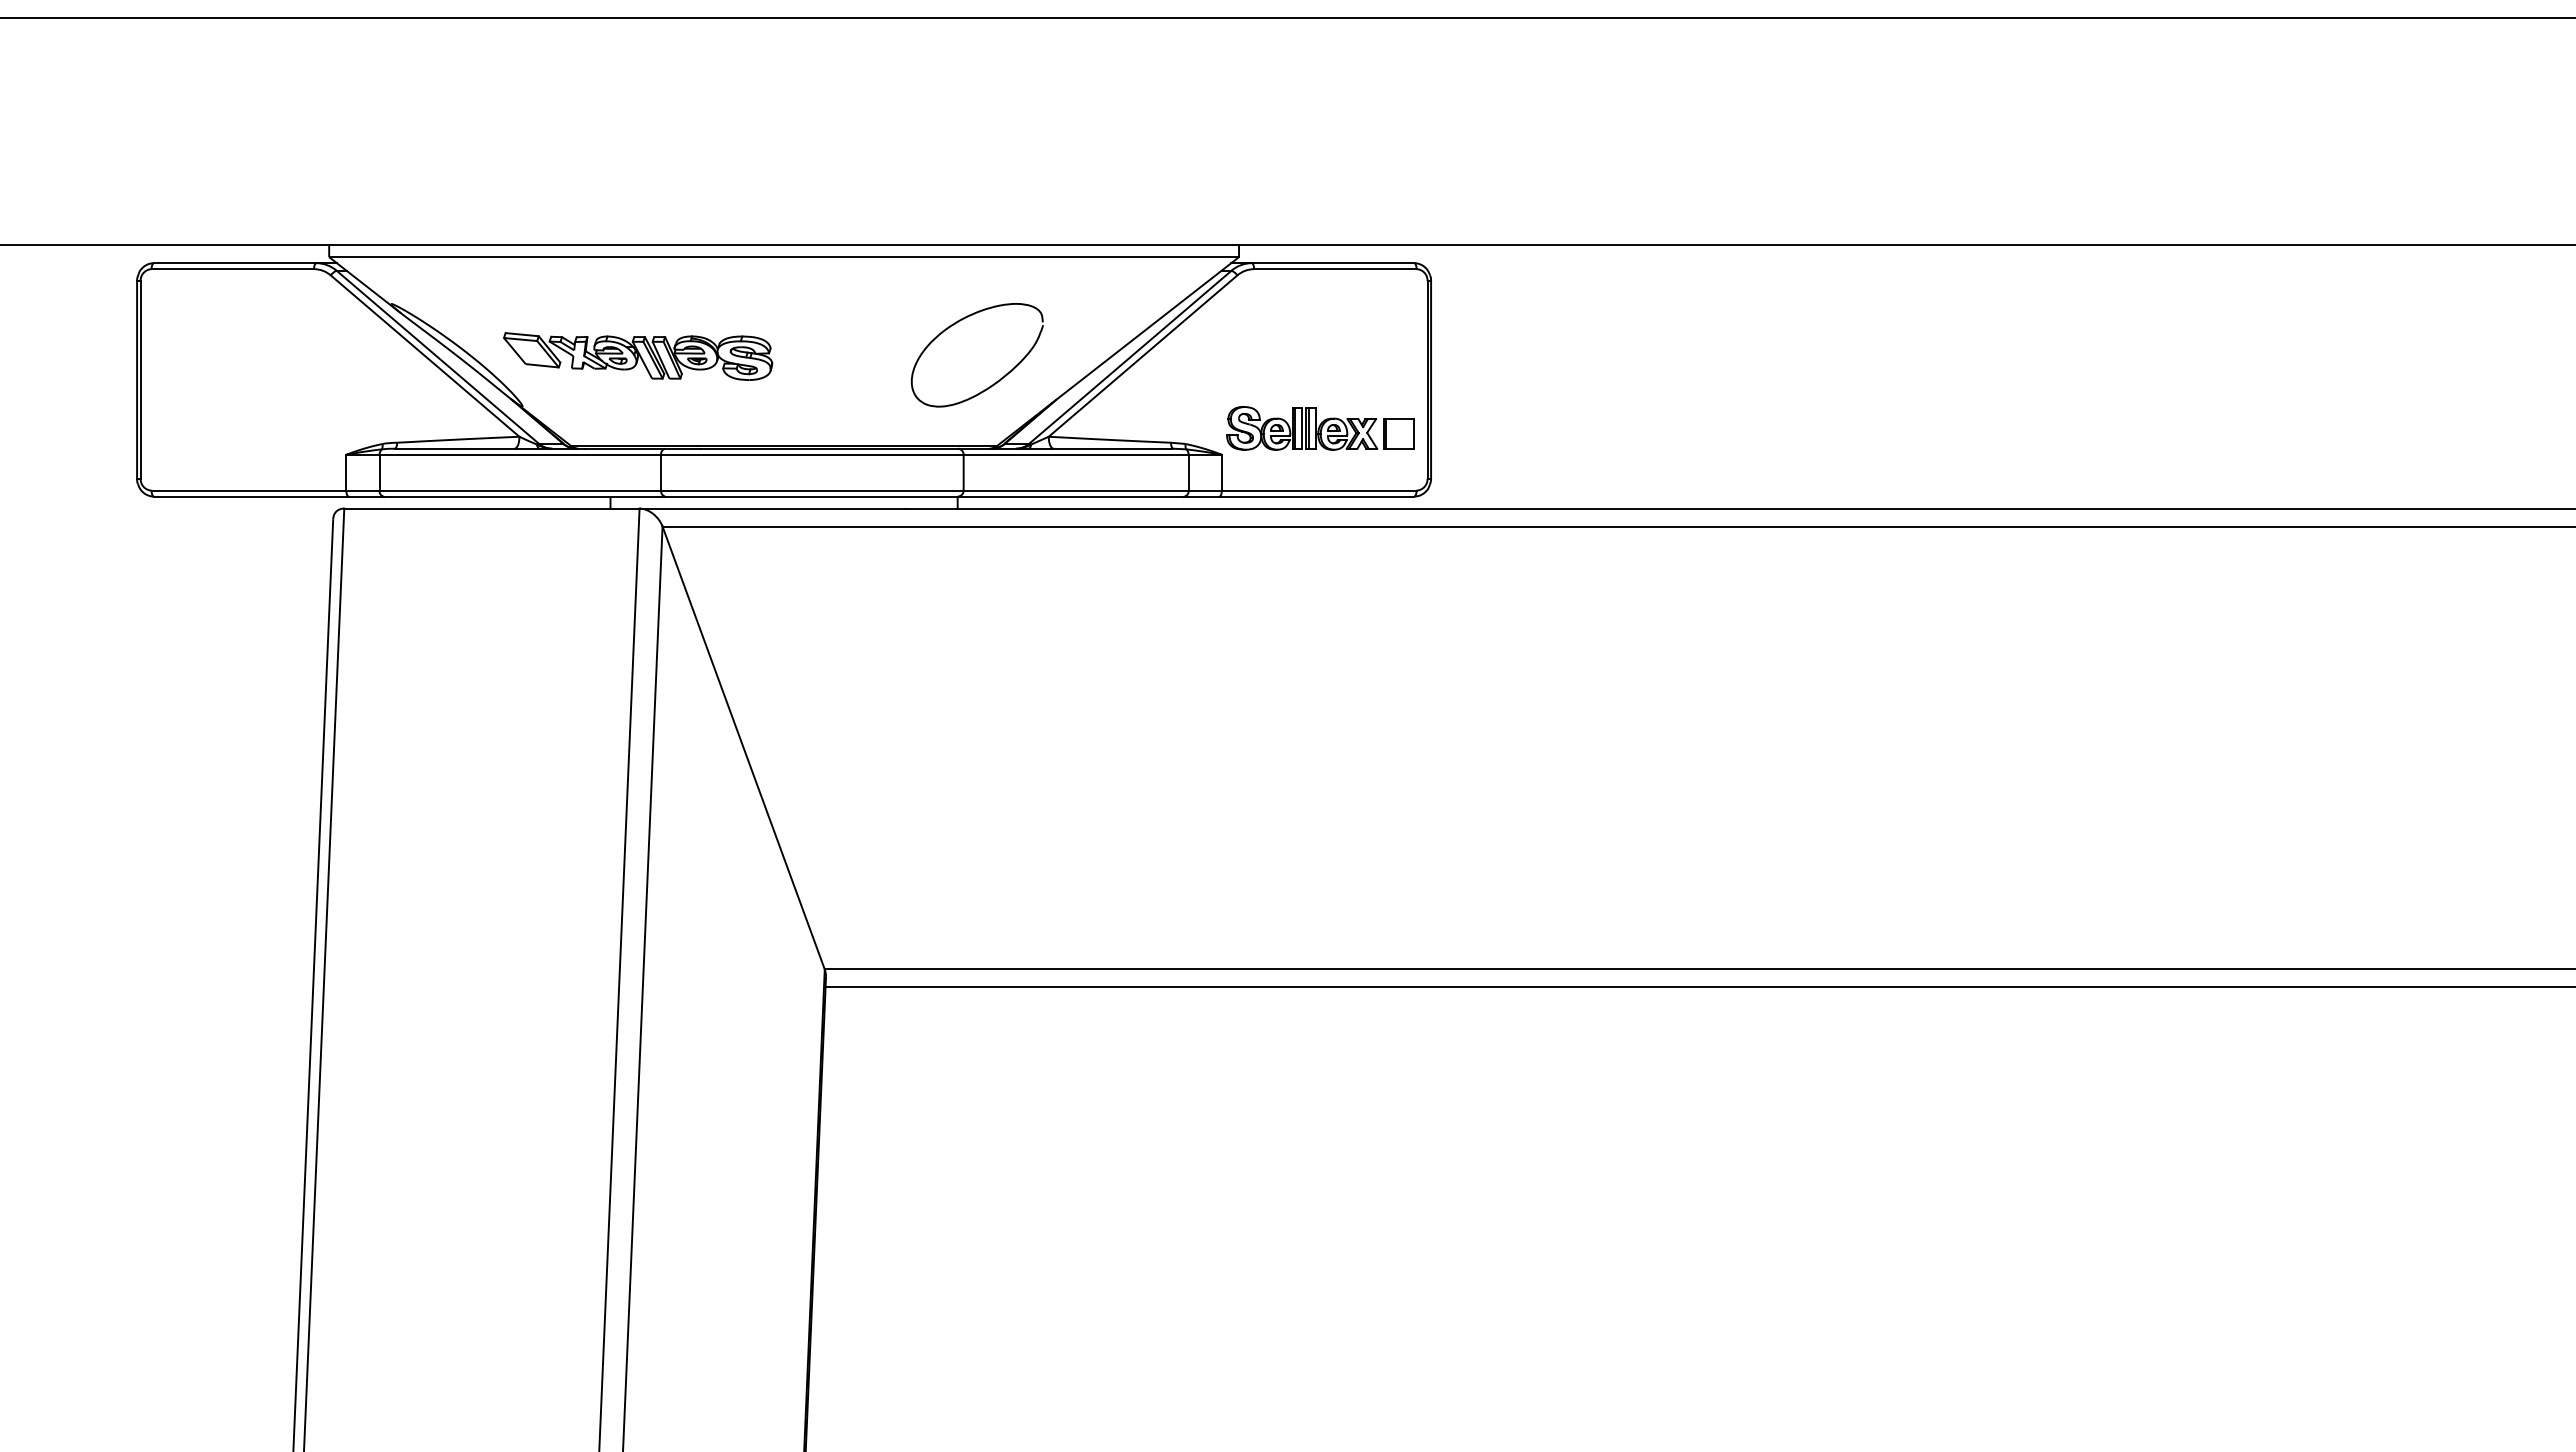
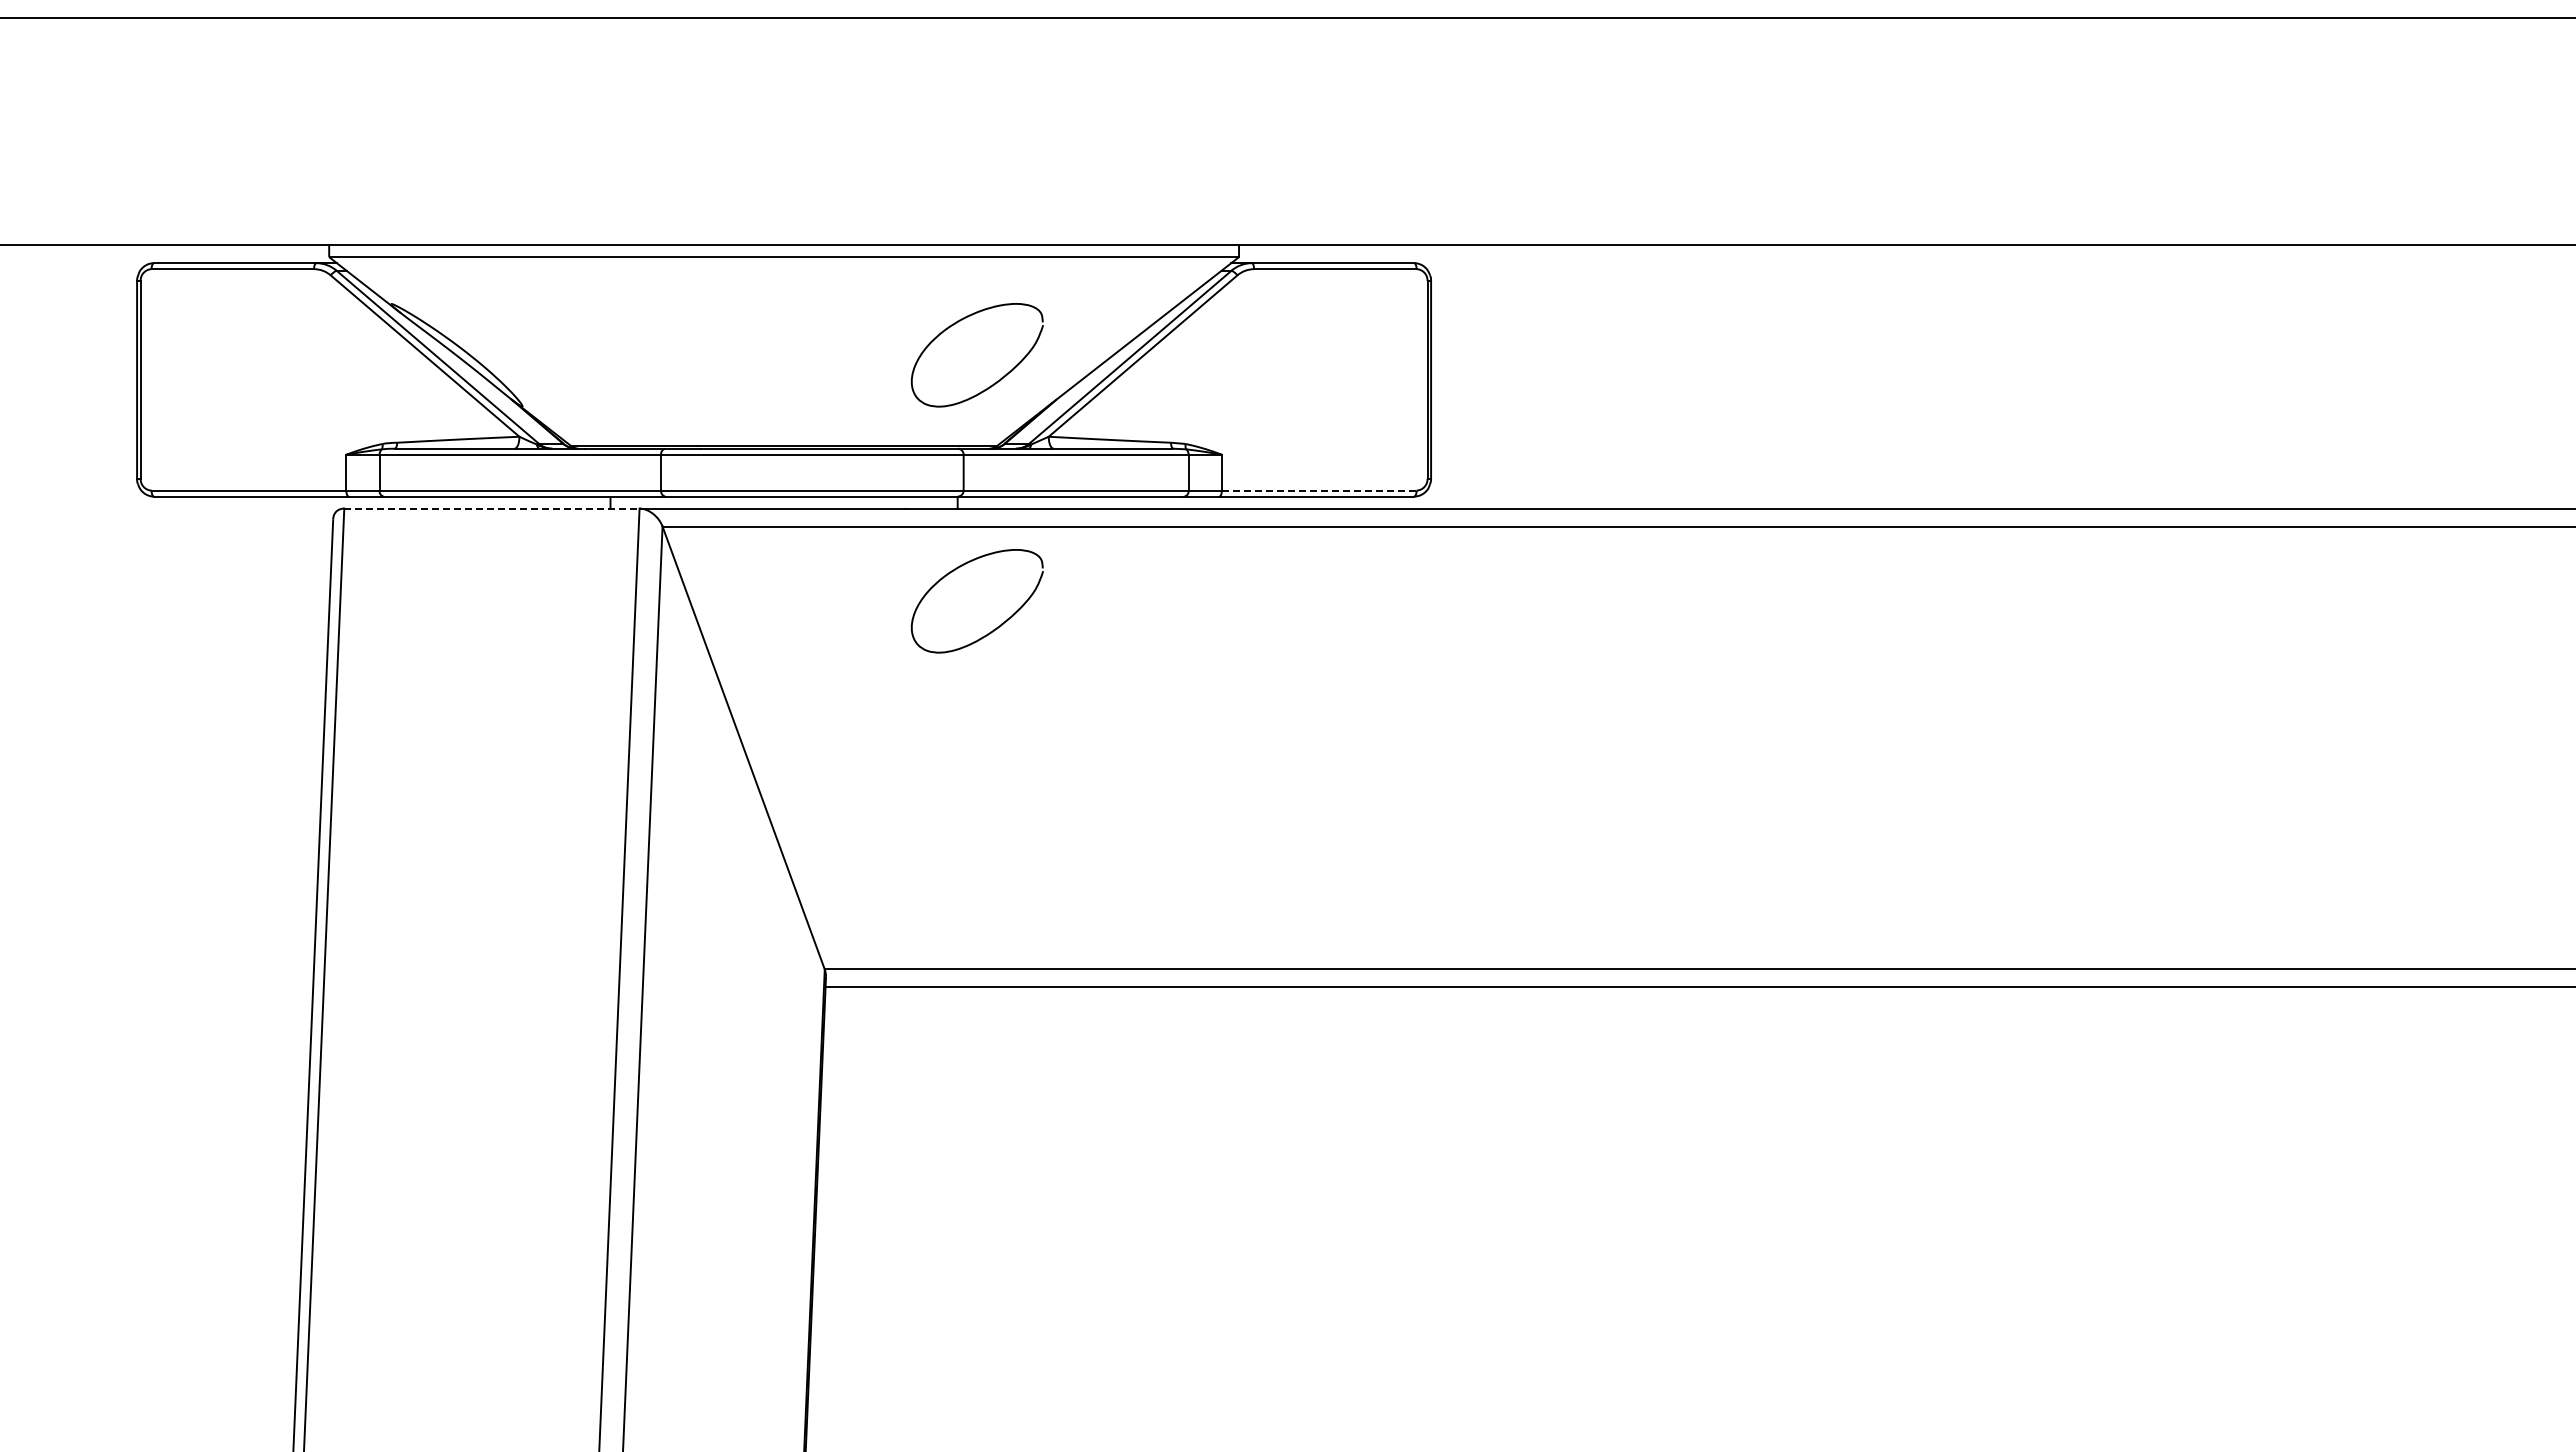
part: present -> none (638, 356)
part: present -> none (1320, 428)
line: solid -> dashed (1319, 490)
line: solid -> dashed (491, 508)
curve: none -> present (997, 626)
